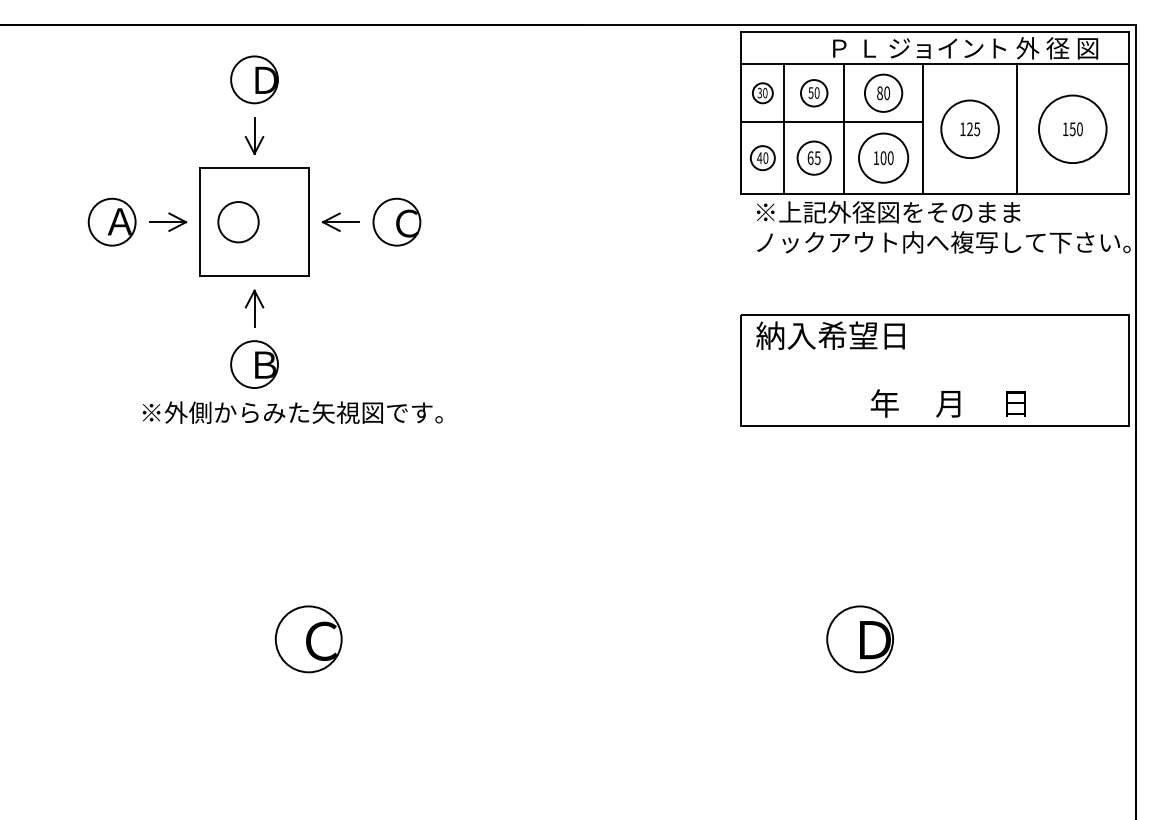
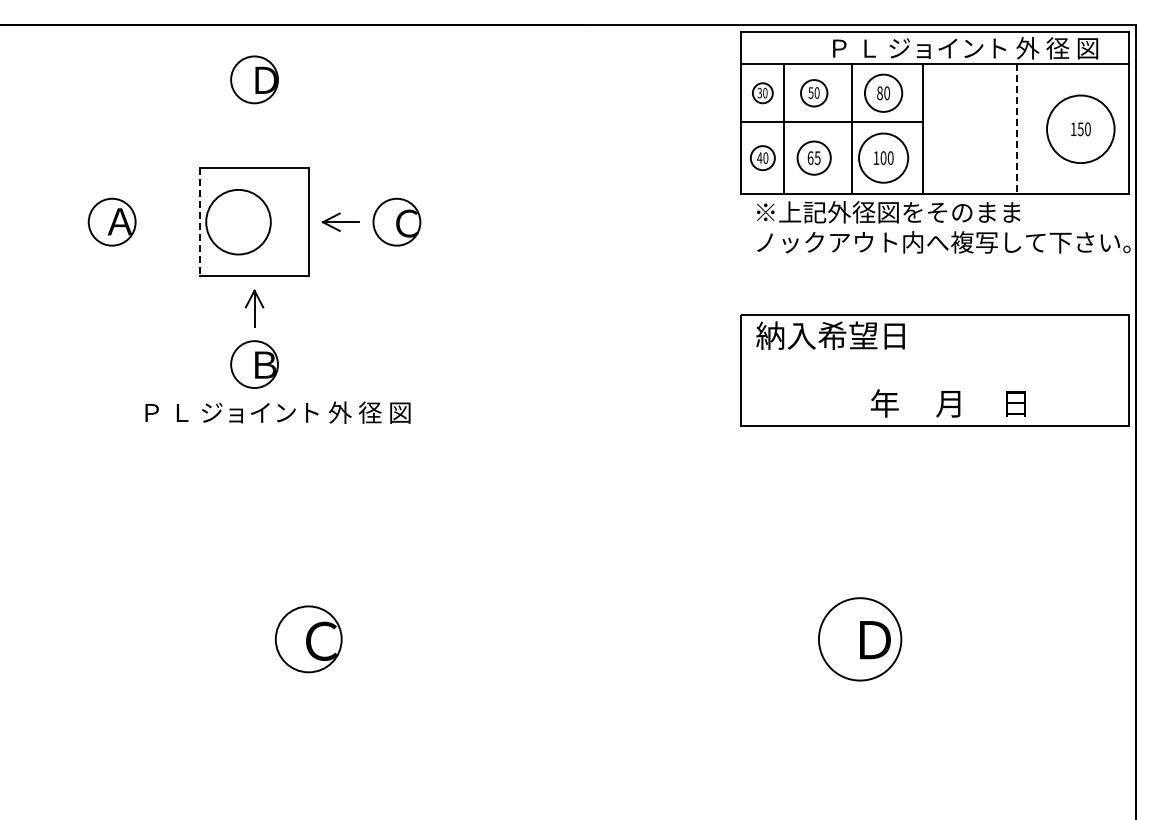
part: present -> none (969, 128)
part position: (1072, 128) -> (1080, 128) (1080, 128)
line position: (843, 129) -> (851, 129) (851, 129)
line: solid -> dashed (1016, 129)
part: present -> none (254, 135)
part: present -> none (168, 221)
line: solid -> dashed (200, 222)
circle diameter: 40 px -> 65 px (238, 221)
text: ※外側からみた矢視図です。 -> Ｐ Ｌ ジョイント 外 径 図 (292, 412)
circle diameter: 66 px -> 82 px (859, 639)
